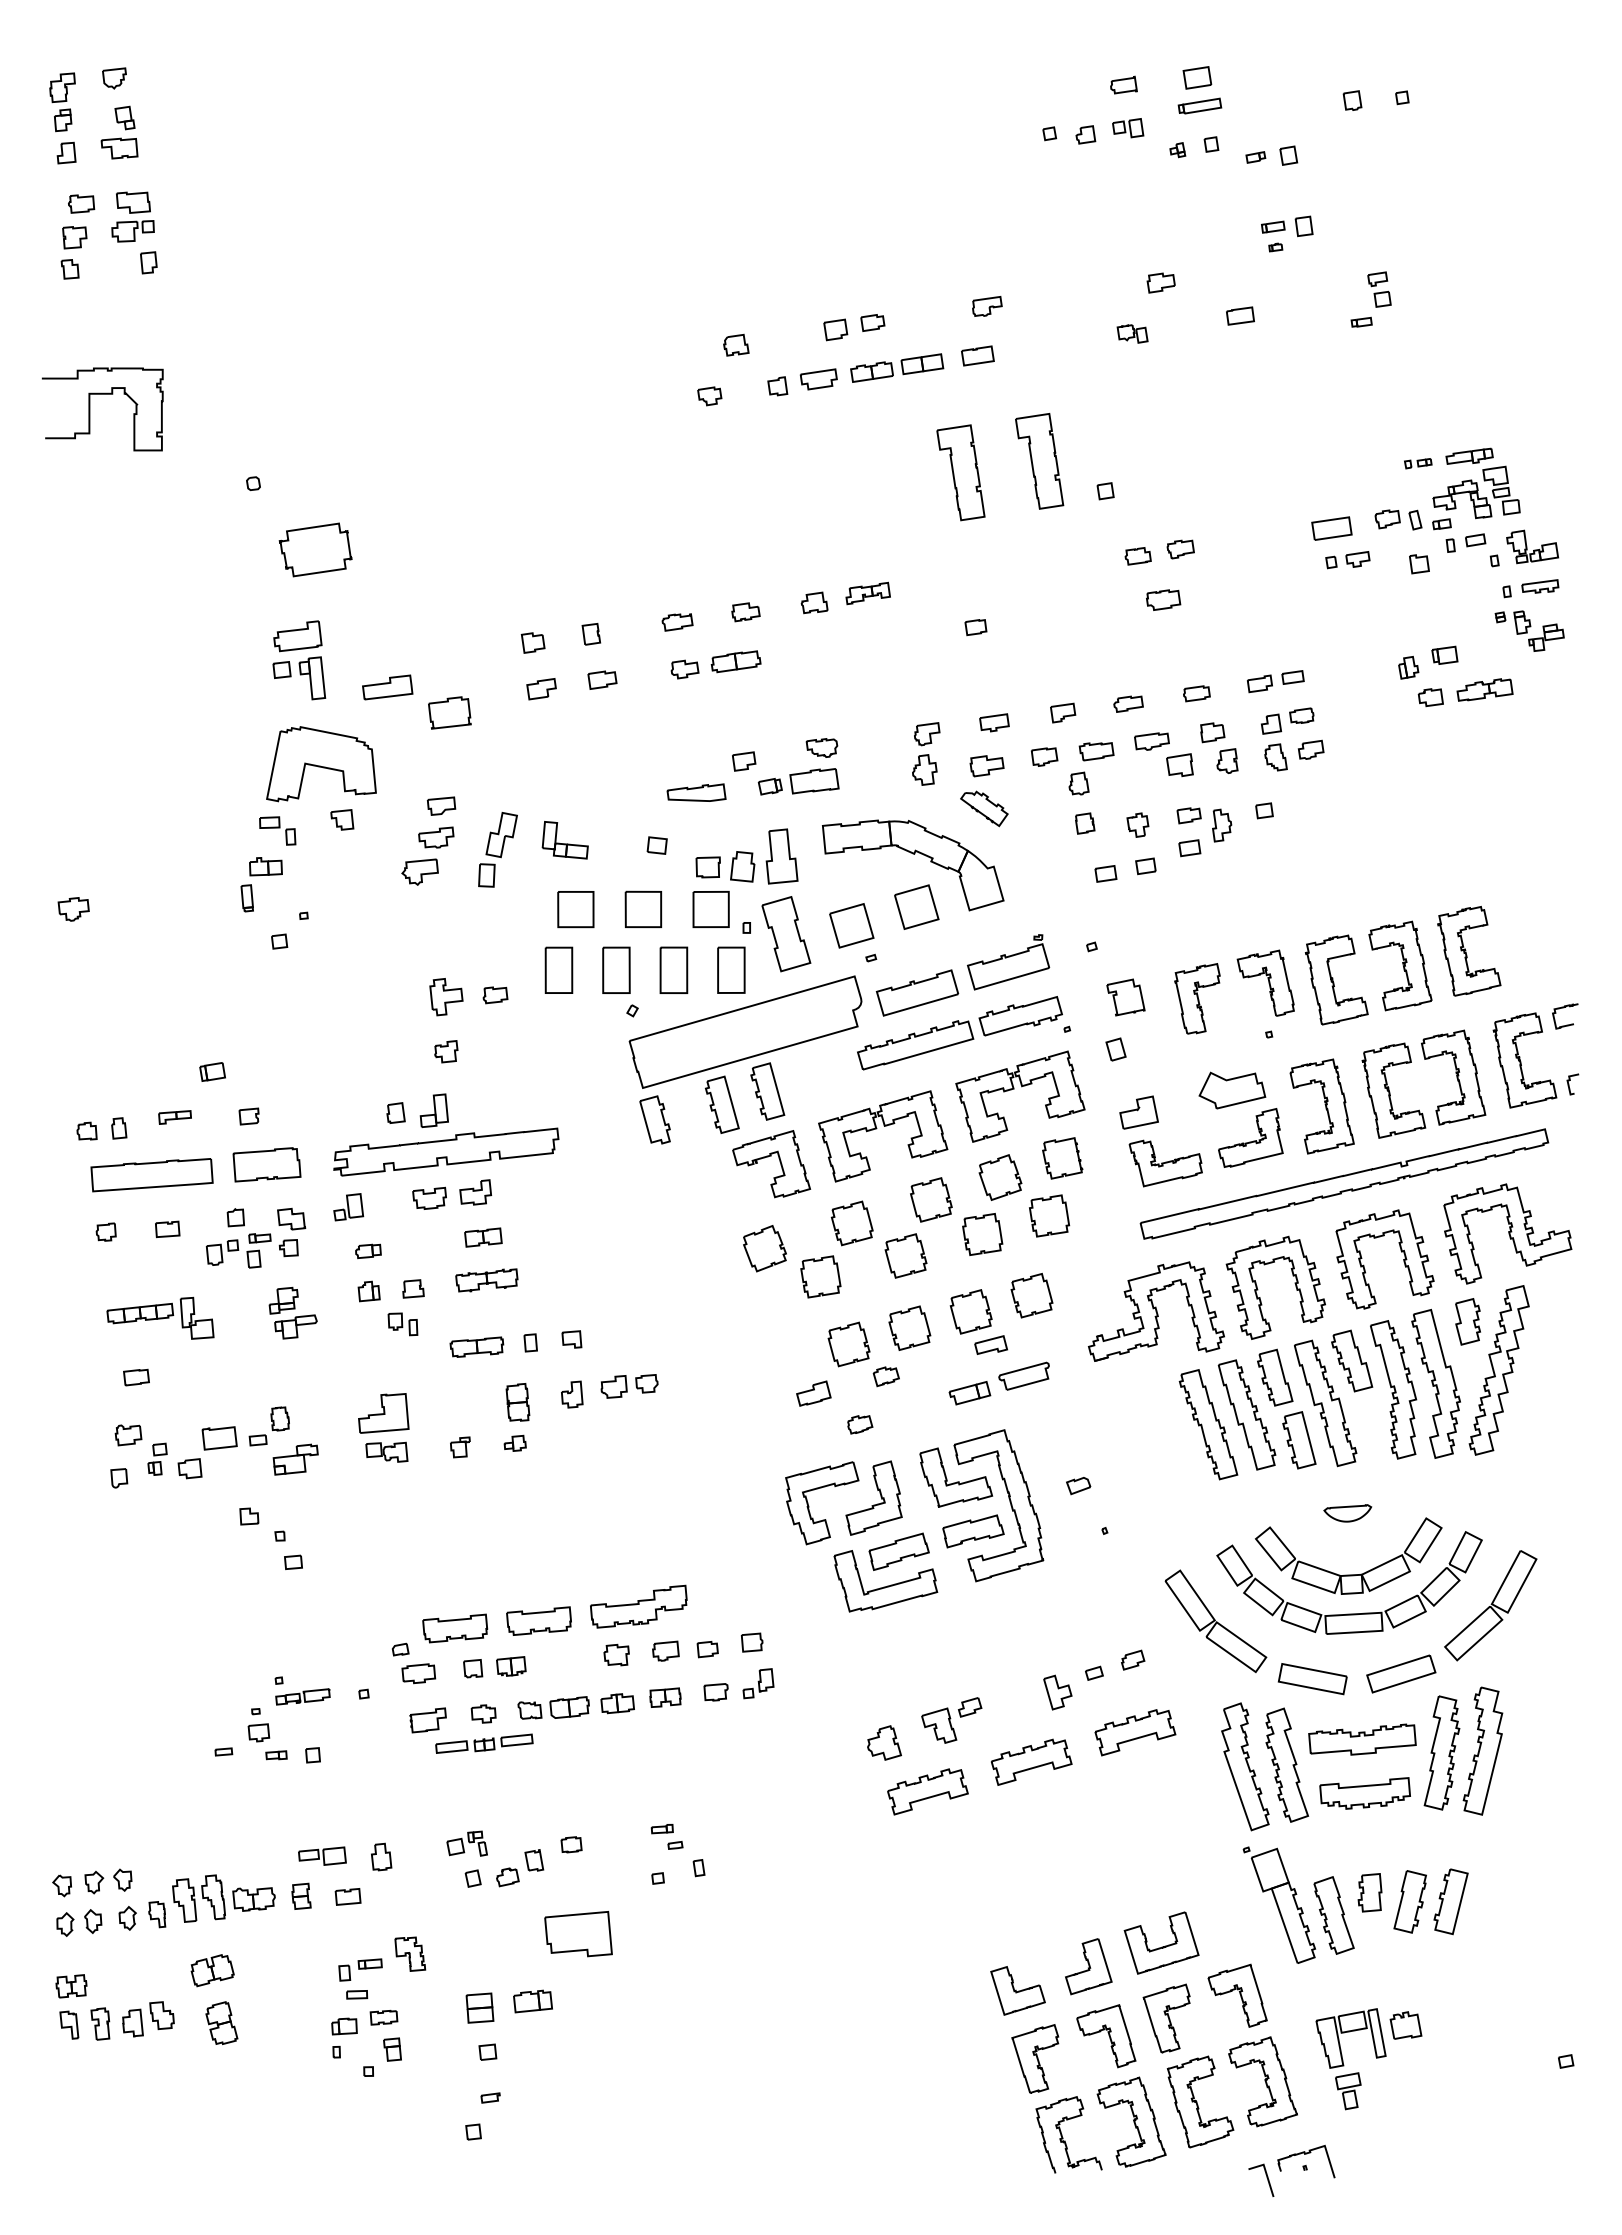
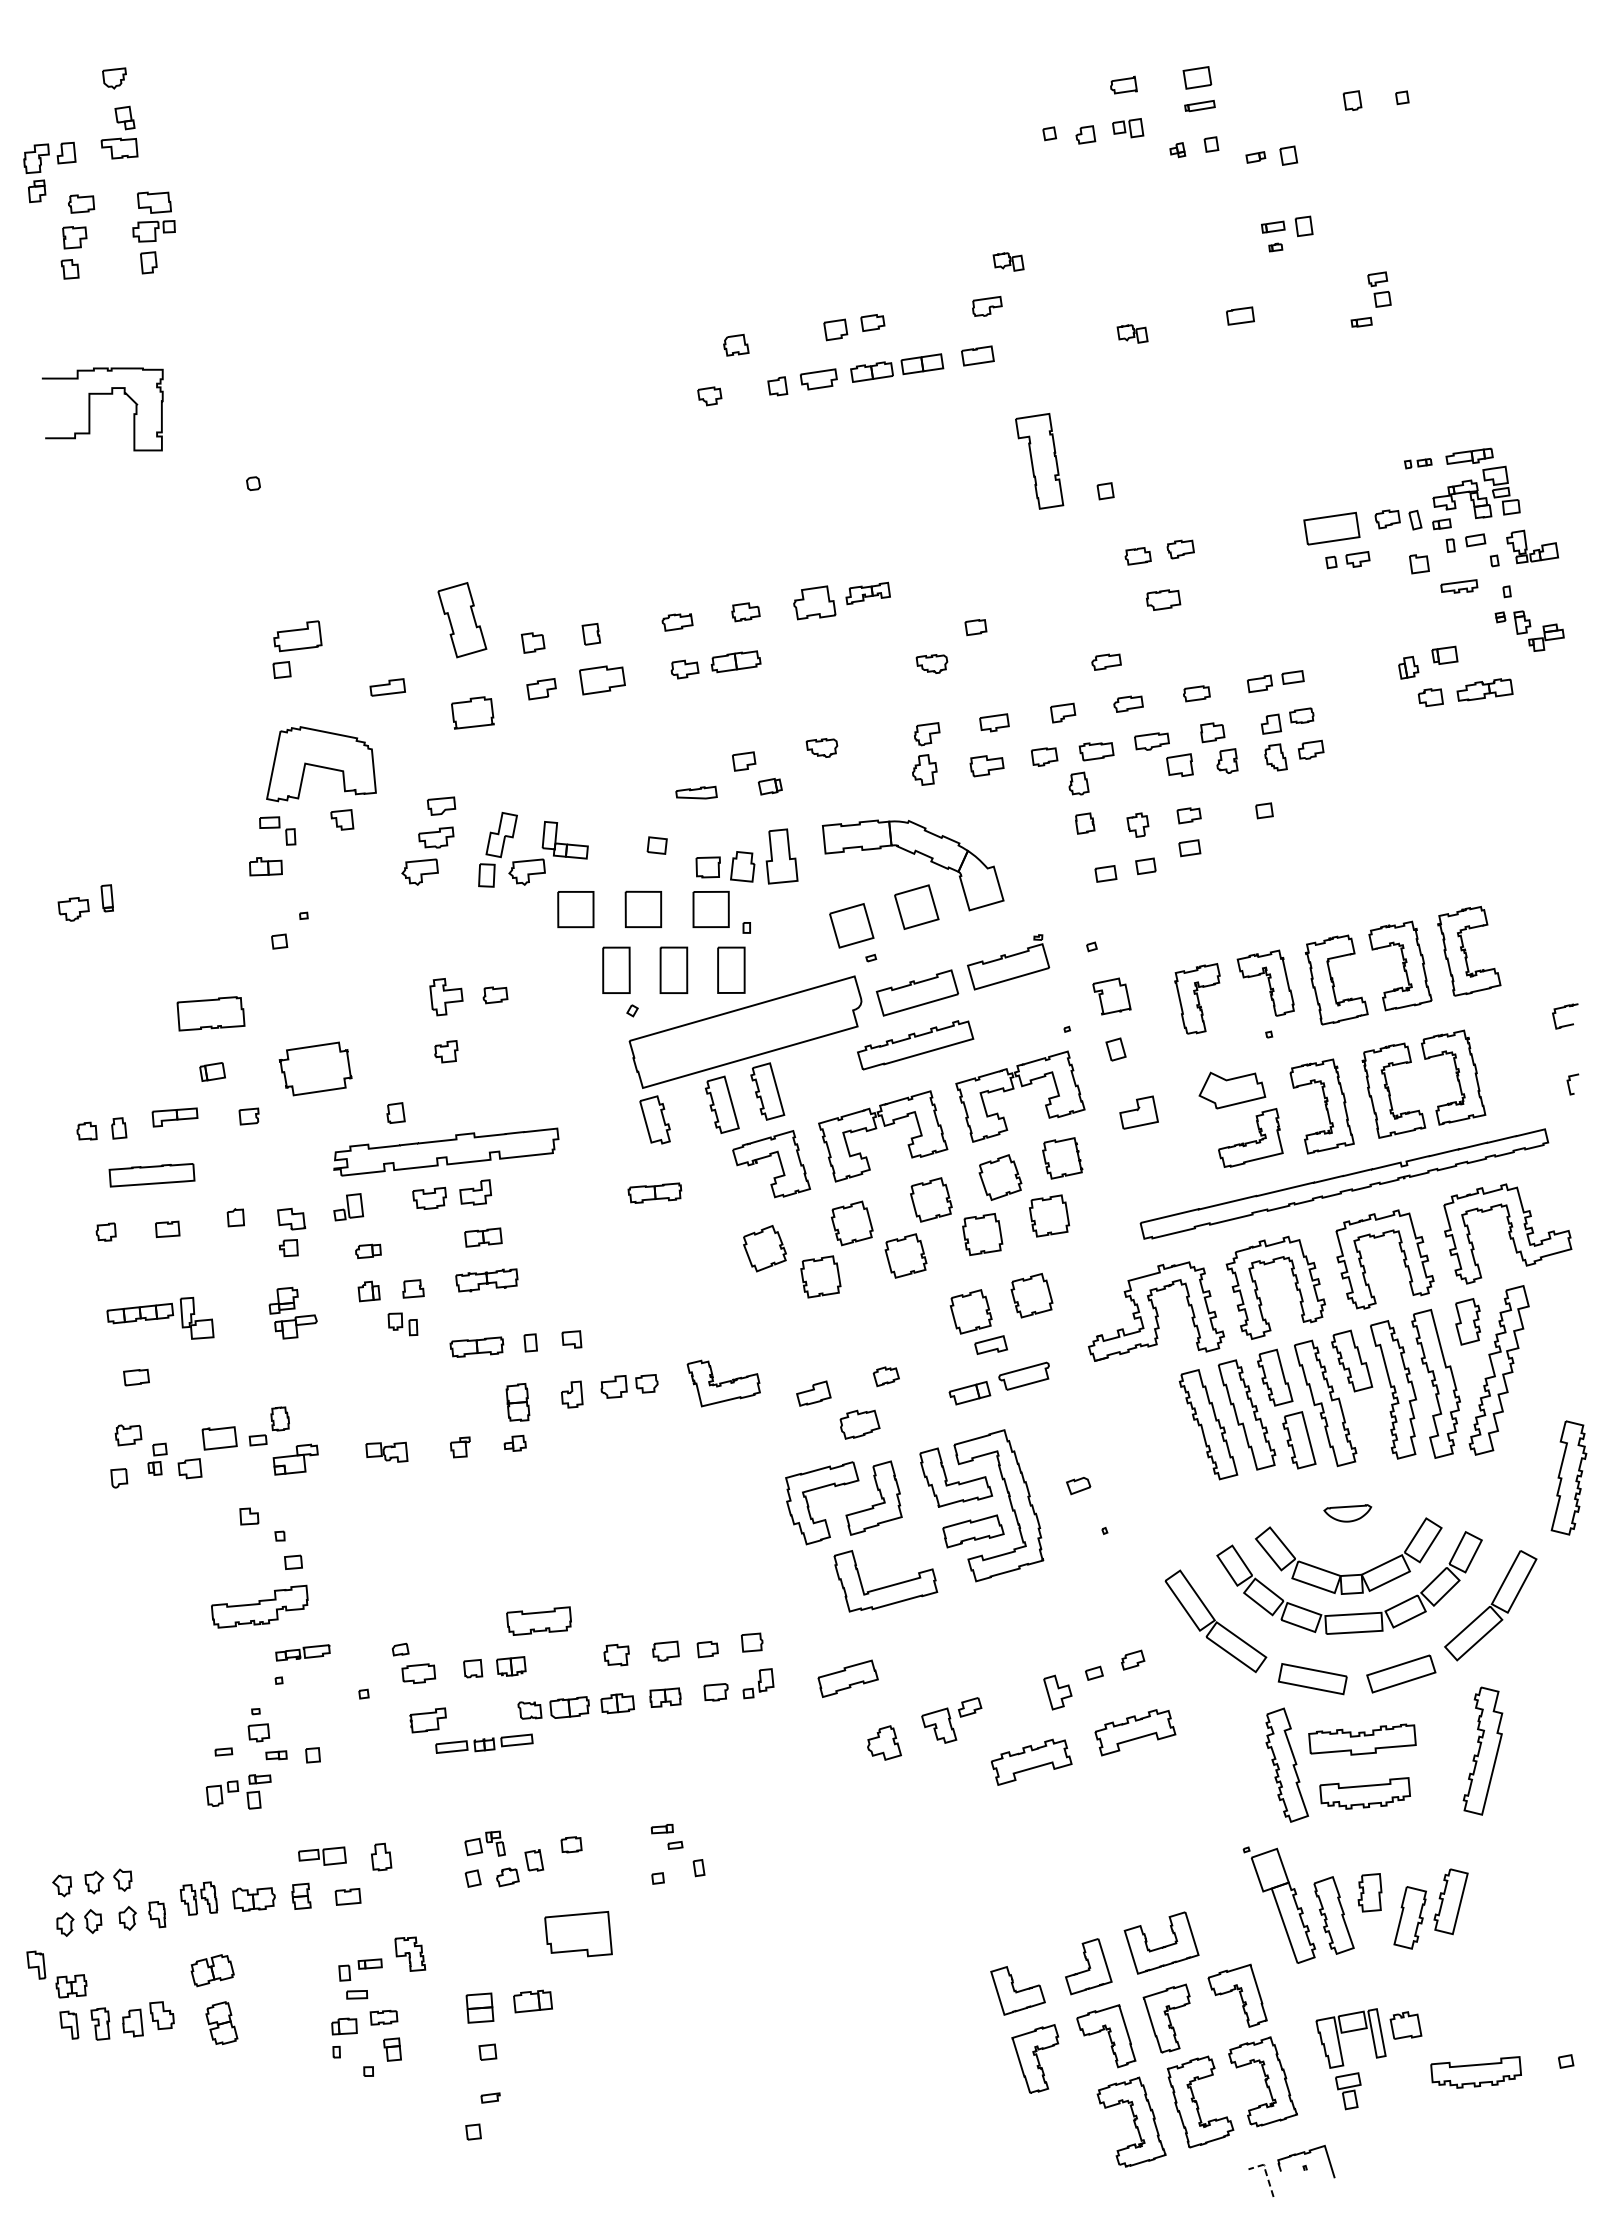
part position: (62, 102) -> (36, 173) (36, 173)
part size: 46x18 px -> 32x14 px (1199, 105)
part position: (132, 216) -> (153, 216) (153, 216)
part: none -> present (1008, 261)
part: present -> none (1160, 282)
part: present -> none (960, 472)
part size: 42x25 px -> 58x35 px (1331, 528)
part position: (315, 549) -> (315, 1068) (315, 1068)
part position: (1540, 586) -> (1459, 586) (1459, 586)
part size: 29x24 px -> 44x36 px (814, 602)
part: none -> present (1106, 661)
part: none -> present (931, 663)
part: present -> none (312, 678)
part size: 31x20 px -> 47x31 px (602, 680)
part size: 52x27 px -> 37x19 px (387, 687)
part position: (449, 712) -> (472, 712) (472, 712)
part: present -> none (814, 781)
part size: 61x19 px -> 43x15 px (696, 792)
part: present -> none (984, 808)
part: present -> none (1222, 825)
part: none -> present (526, 871)
part position: (246, 898) -> (106, 898) (106, 898)
part position: (786, 934) -> (462, 620) (462, 620)
part: present -> none (558, 969)
part position: (1125, 997) -> (1111, 996) (1111, 996)
part: present -> none (1020, 1016)
part: present -> none (1524, 1060)
part: present -> none (433, 1110)
part size: 34x15 px -> 48x21 px (174, 1117)
part position: (1165, 1163) -> (723, 1383) (723, 1383)
part position: (266, 1164) -> (210, 1013) (210, 1013)
part size: 124x35 px -> 88x25 px (151, 1175)
part: none -> present (654, 1192)
part position: (238, 1250) -> (238, 1791) (238, 1791)
part: present -> none (909, 1327)
part: present -> none (848, 1344)
part: present -> none (383, 1413)
part size: 27x20 px -> 42x31 px (859, 1424)
part position: (898, 1551) -> (847, 1678) (847, 1678)
part position: (638, 1606) -> (259, 1606) (259, 1606)
part: present -> none (455, 1628)
part position: (302, 1696) -> (302, 1652) (302, 1652)
part: present -> none (483, 1713)
part position: (1441, 1752) -> (1568, 1477) (1568, 1477)
part: present -> none (1245, 1766)
part: present -> none (927, 1791)
part position: (466, 1843) -> (484, 1843) (484, 1843)
part size: 54x49 px -> 40x35 px (198, 1898)
part position: (1409, 1901) -> (1409, 1917) (1409, 1917)
part: none -> present (36, 1964)
part: none -> present (1475, 2072)
curve: present -> none (1063, 2137)
line: solid -> dashed (1265, 2172)
